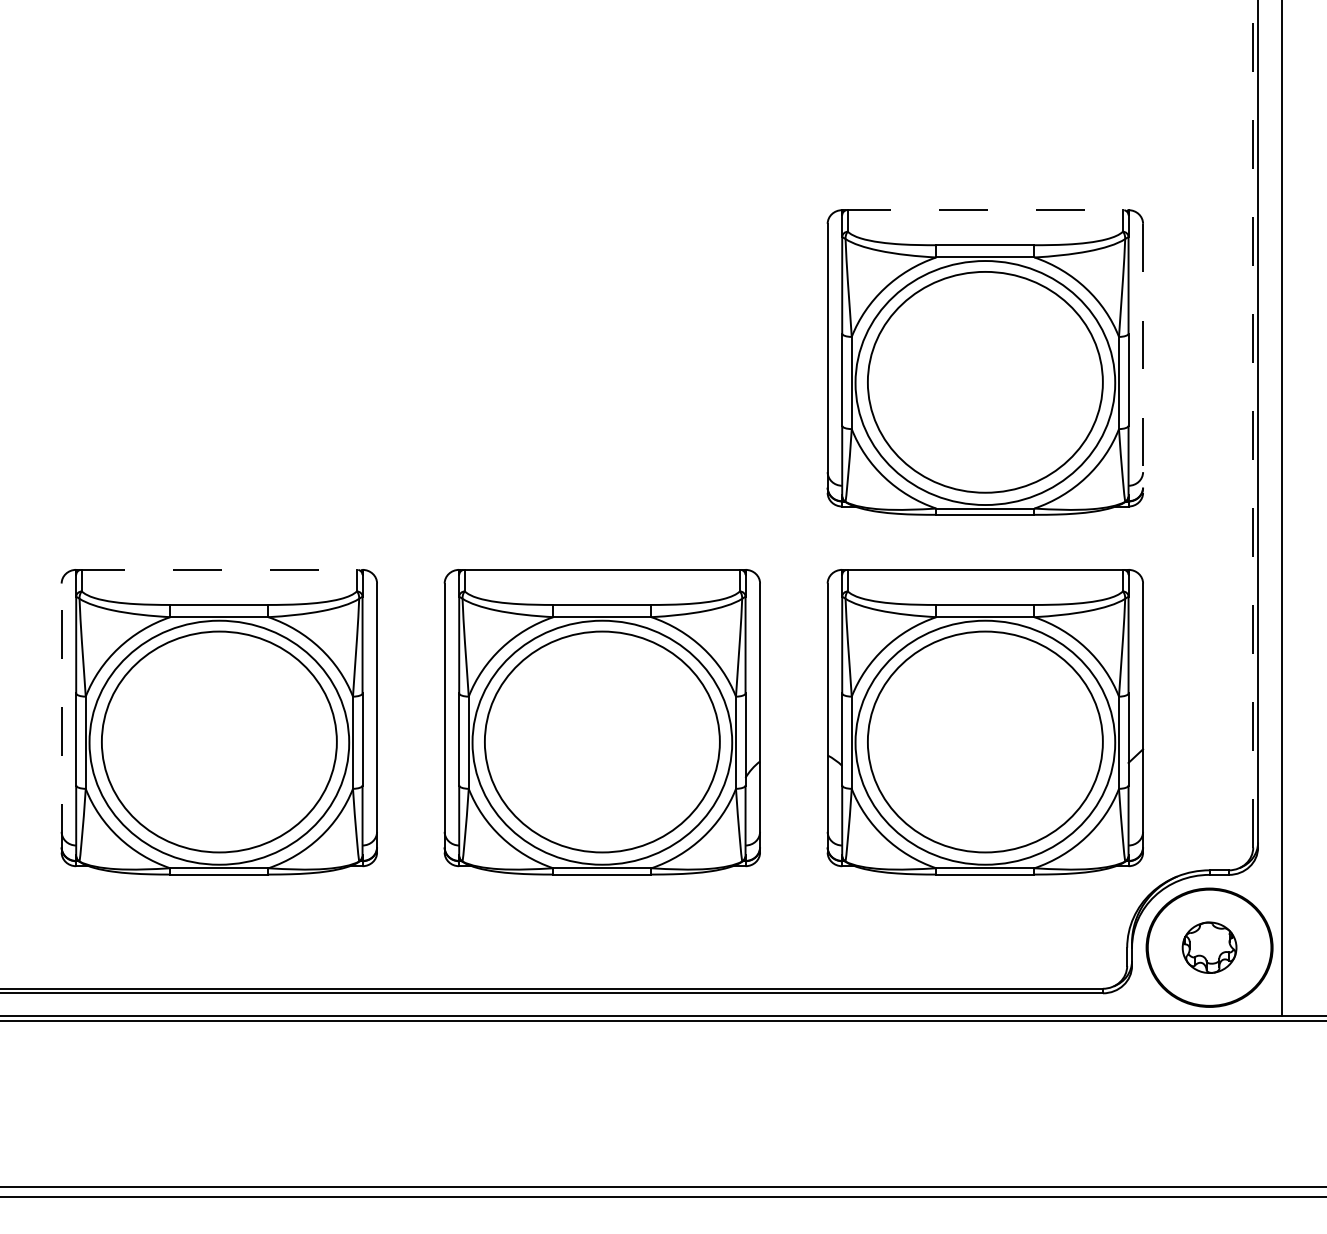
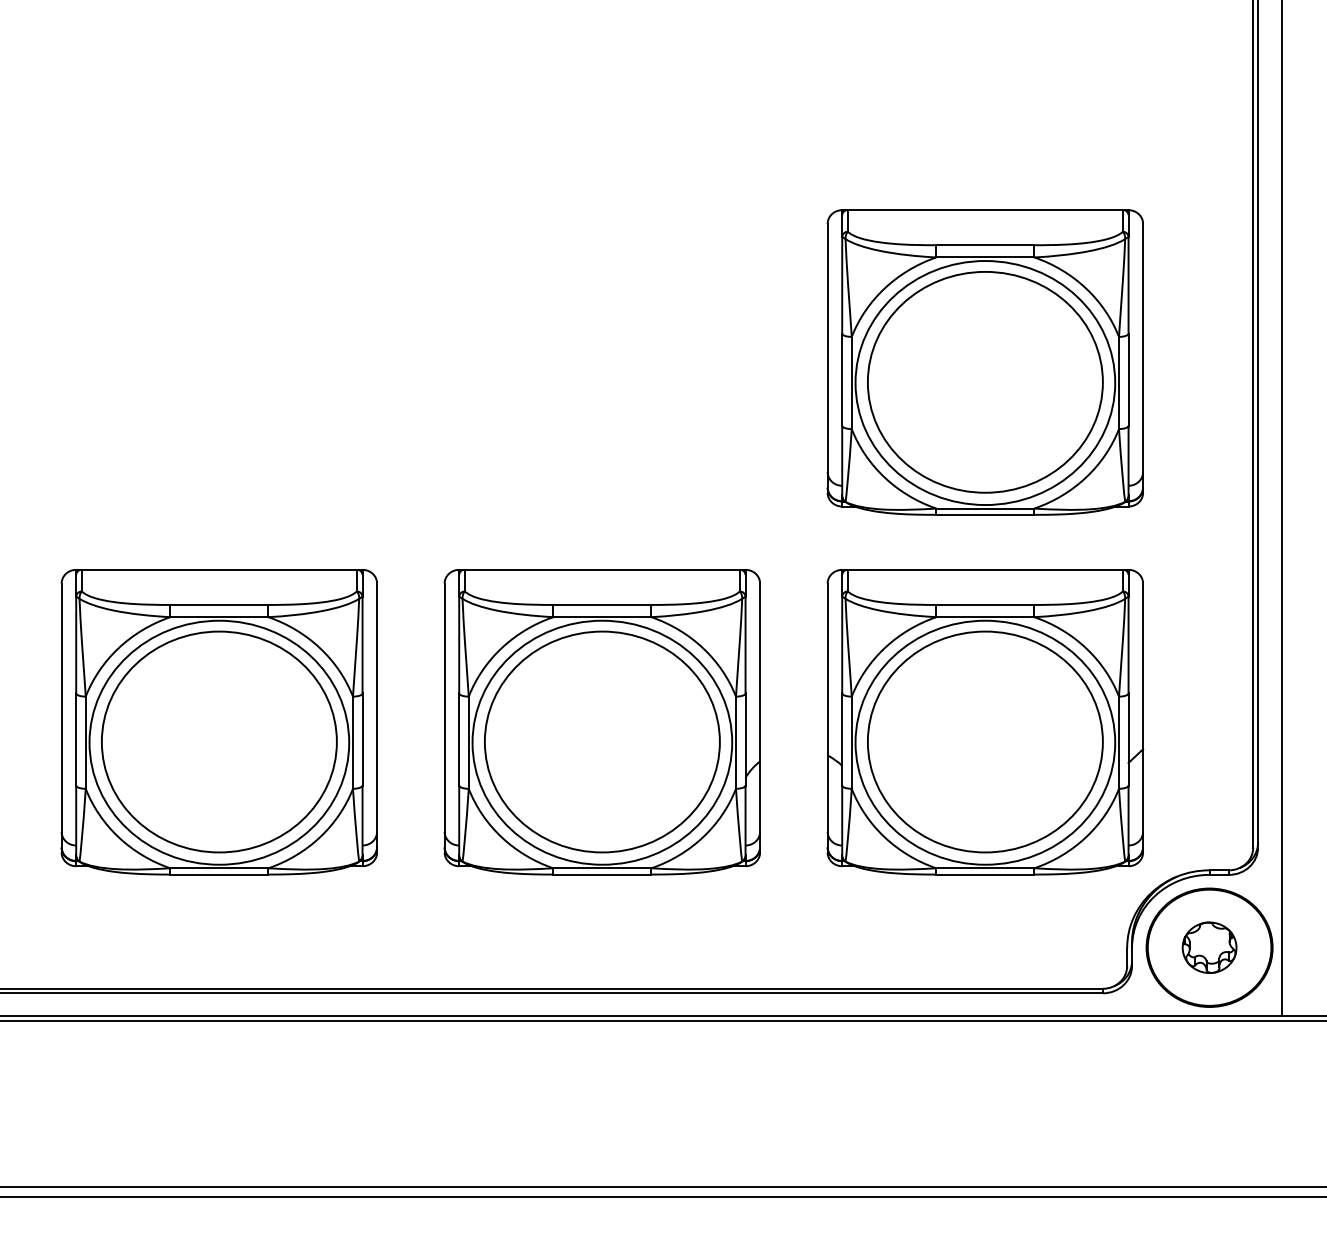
line: dashed -> solid (985, 210)
line: dashed -> solid (1143, 358)
line: dashed -> solid (1253, 423)
line: dashed -> solid (219, 569)
line: dashed -> solid (61, 718)
